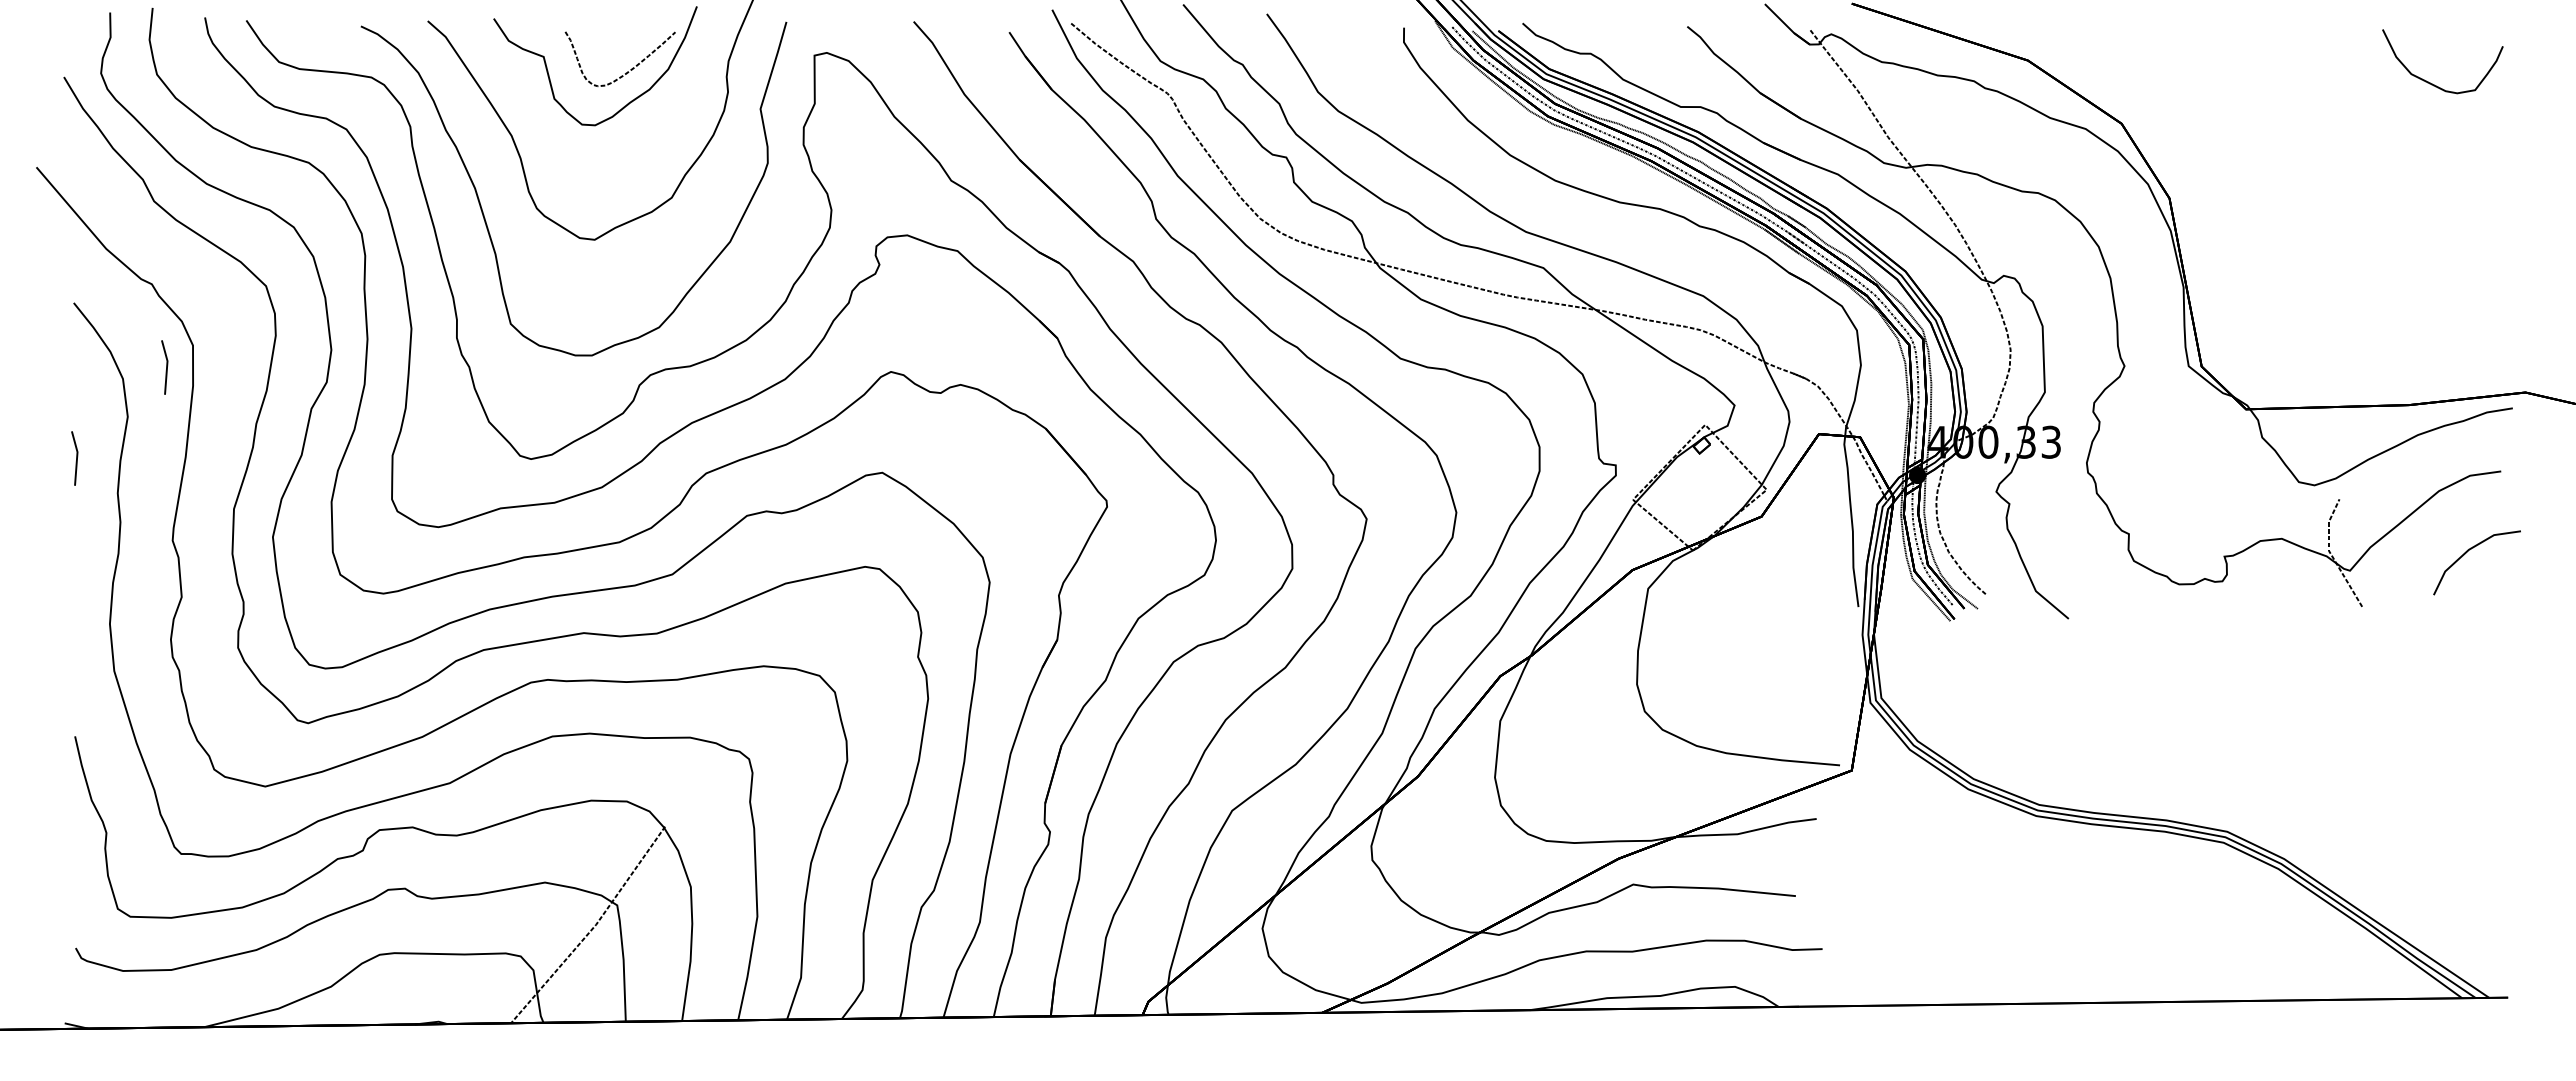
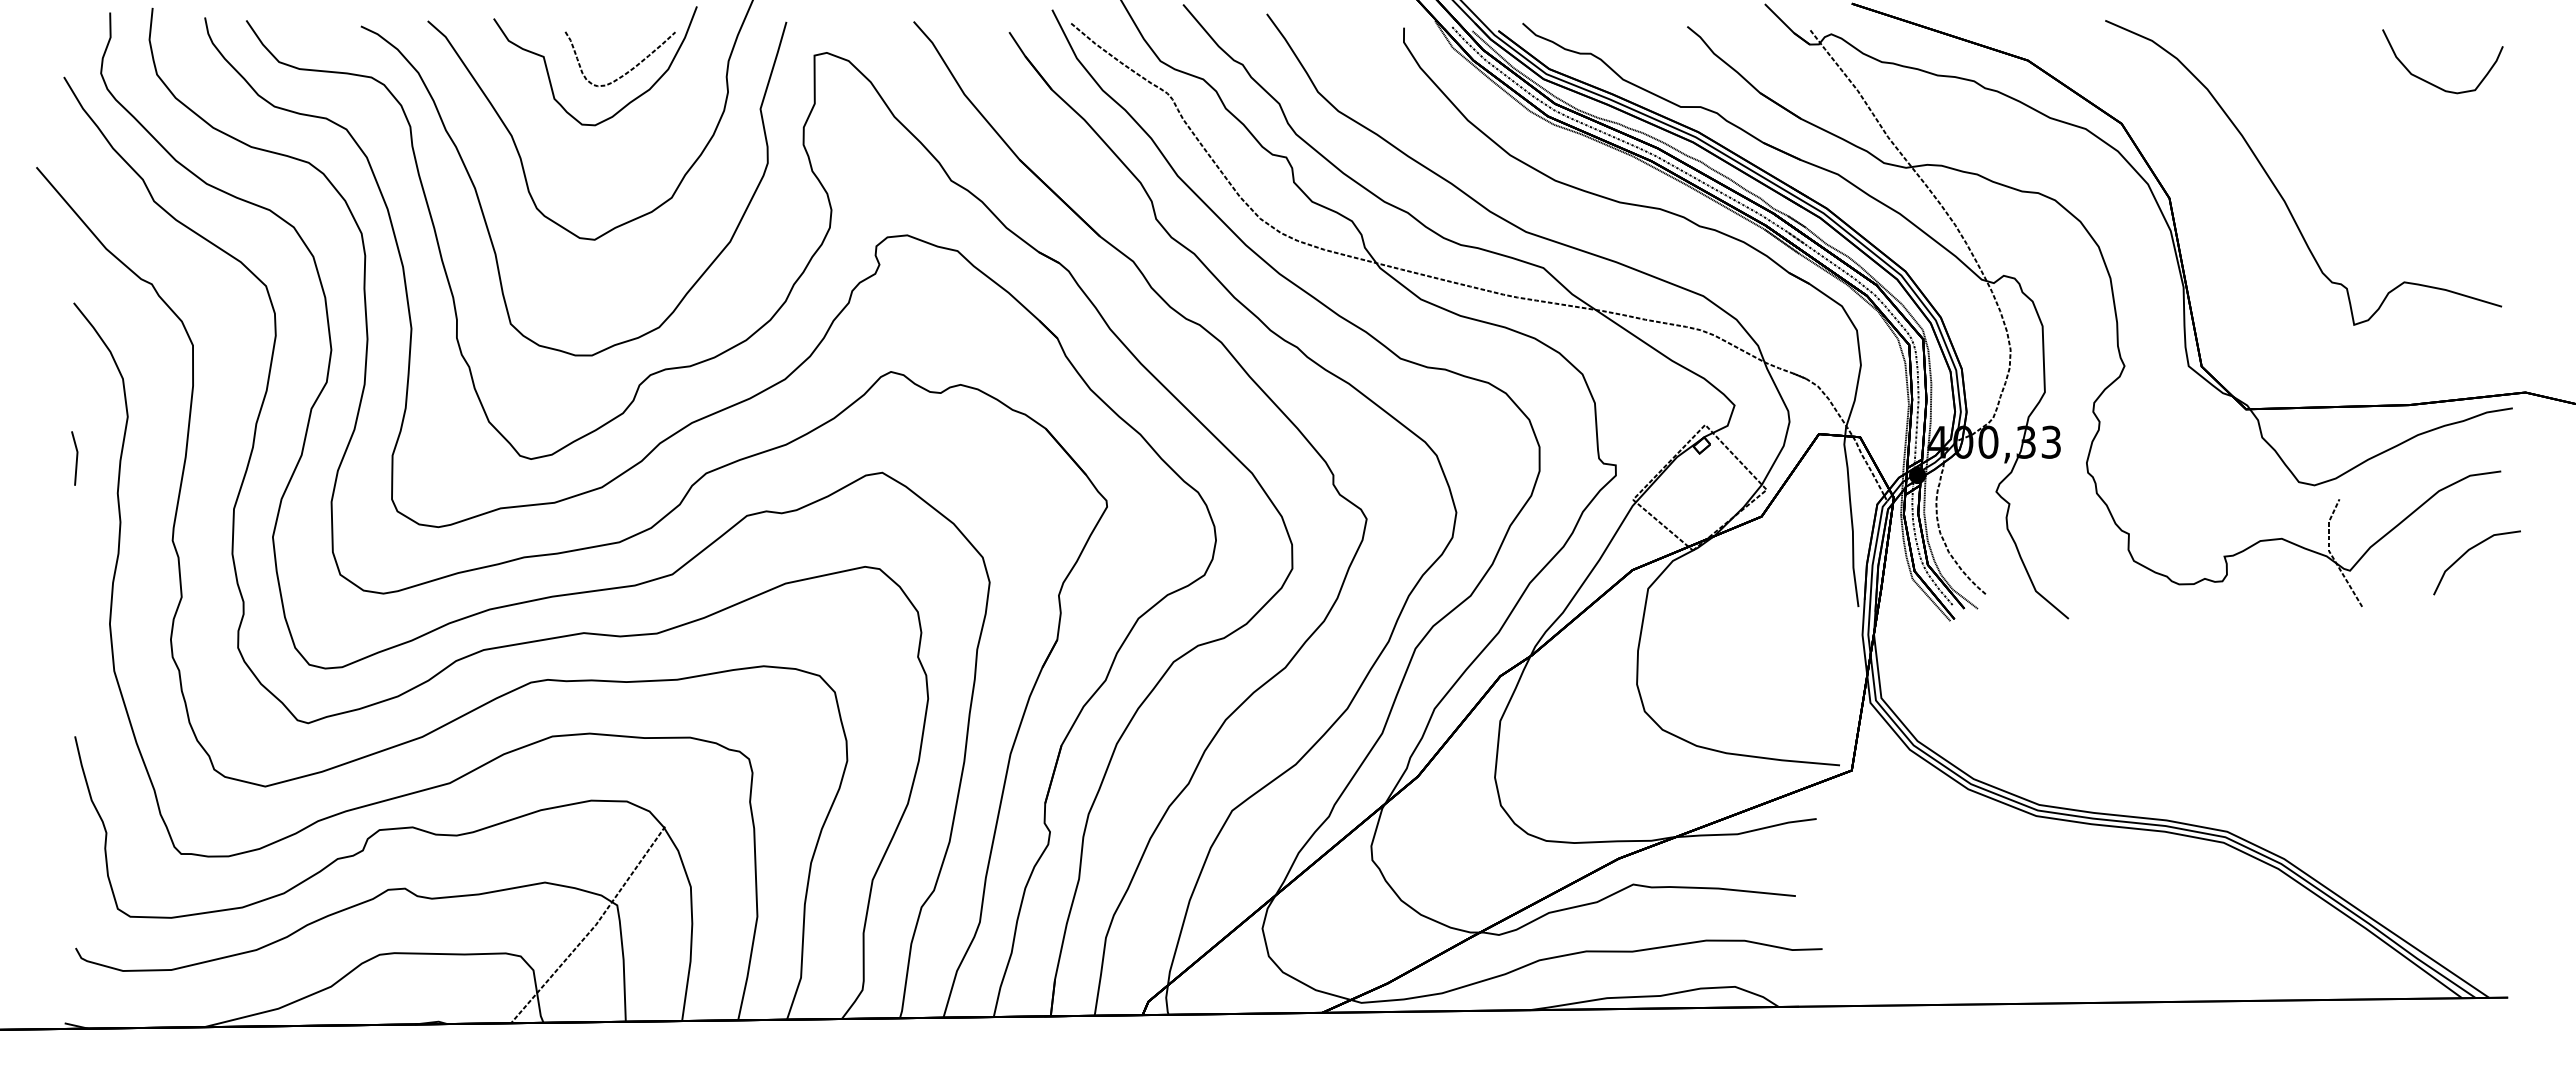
curve: none -> present (2276, 186)
line: present -> none (166, 367)
